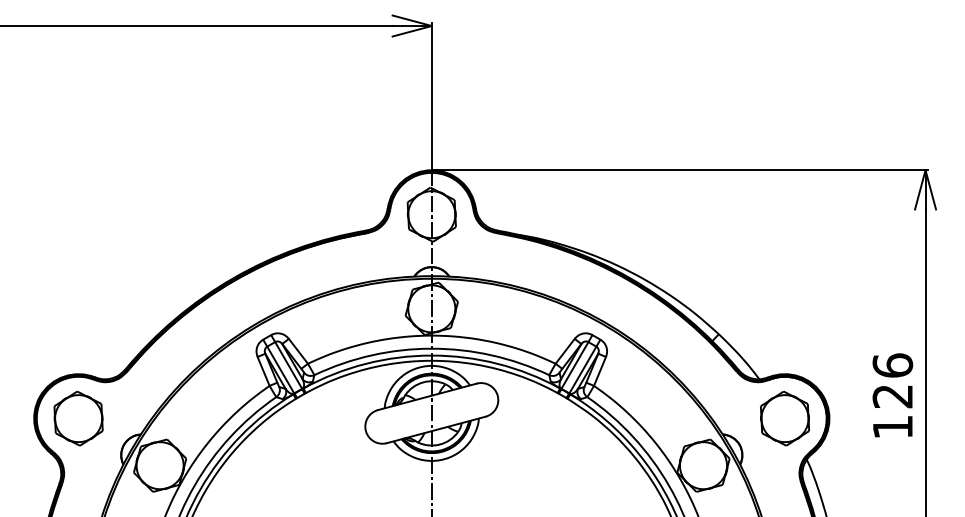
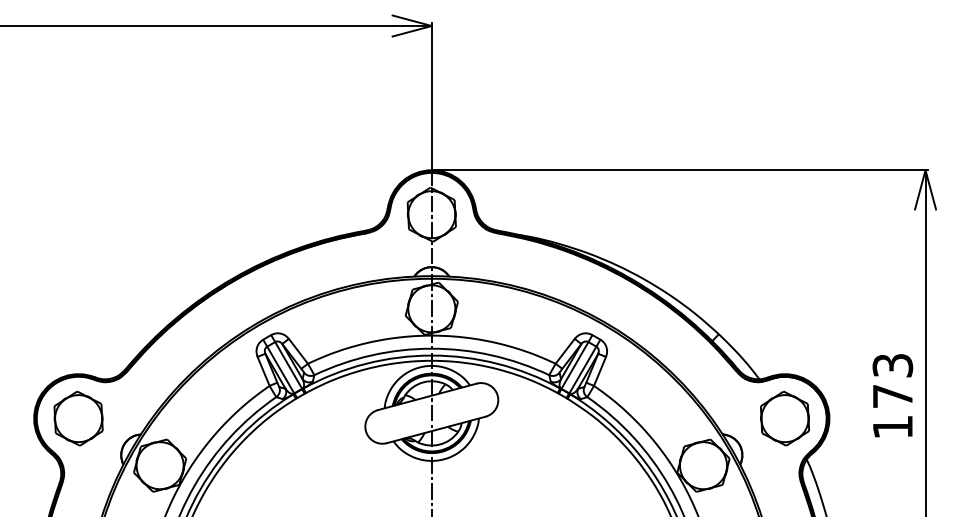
text: 126 -> 173 (892, 380)
